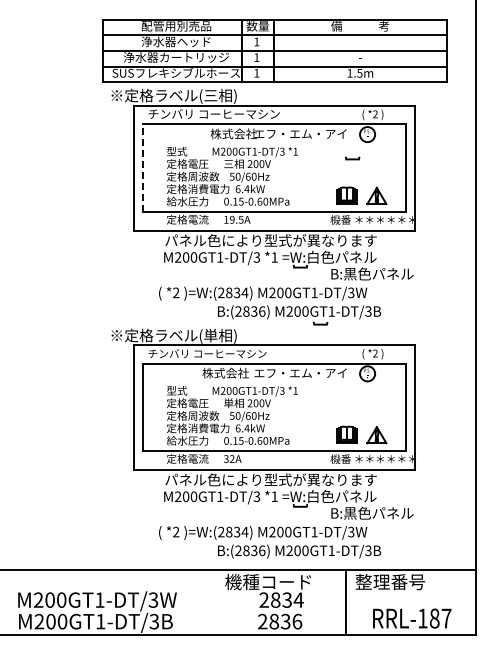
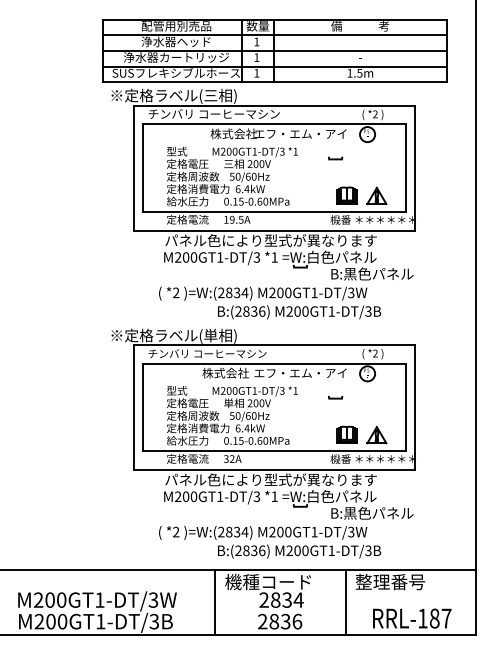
line position: (352, 158) -> (335, 158) (335, 158)
line: dashed -> solid (142, 168)
line position: (320, 323) -> (335, 397) (335, 397)
line: none -> present (215, 602)
